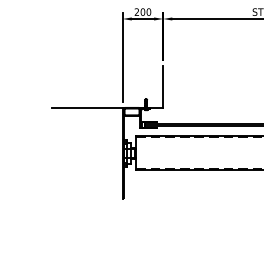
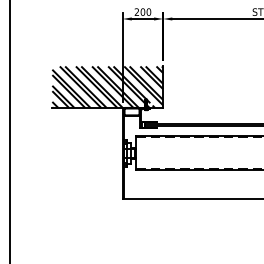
hatch: none -> present (107, 86)
line: none -> present (10, 131)
line: none -> present (191, 199)
